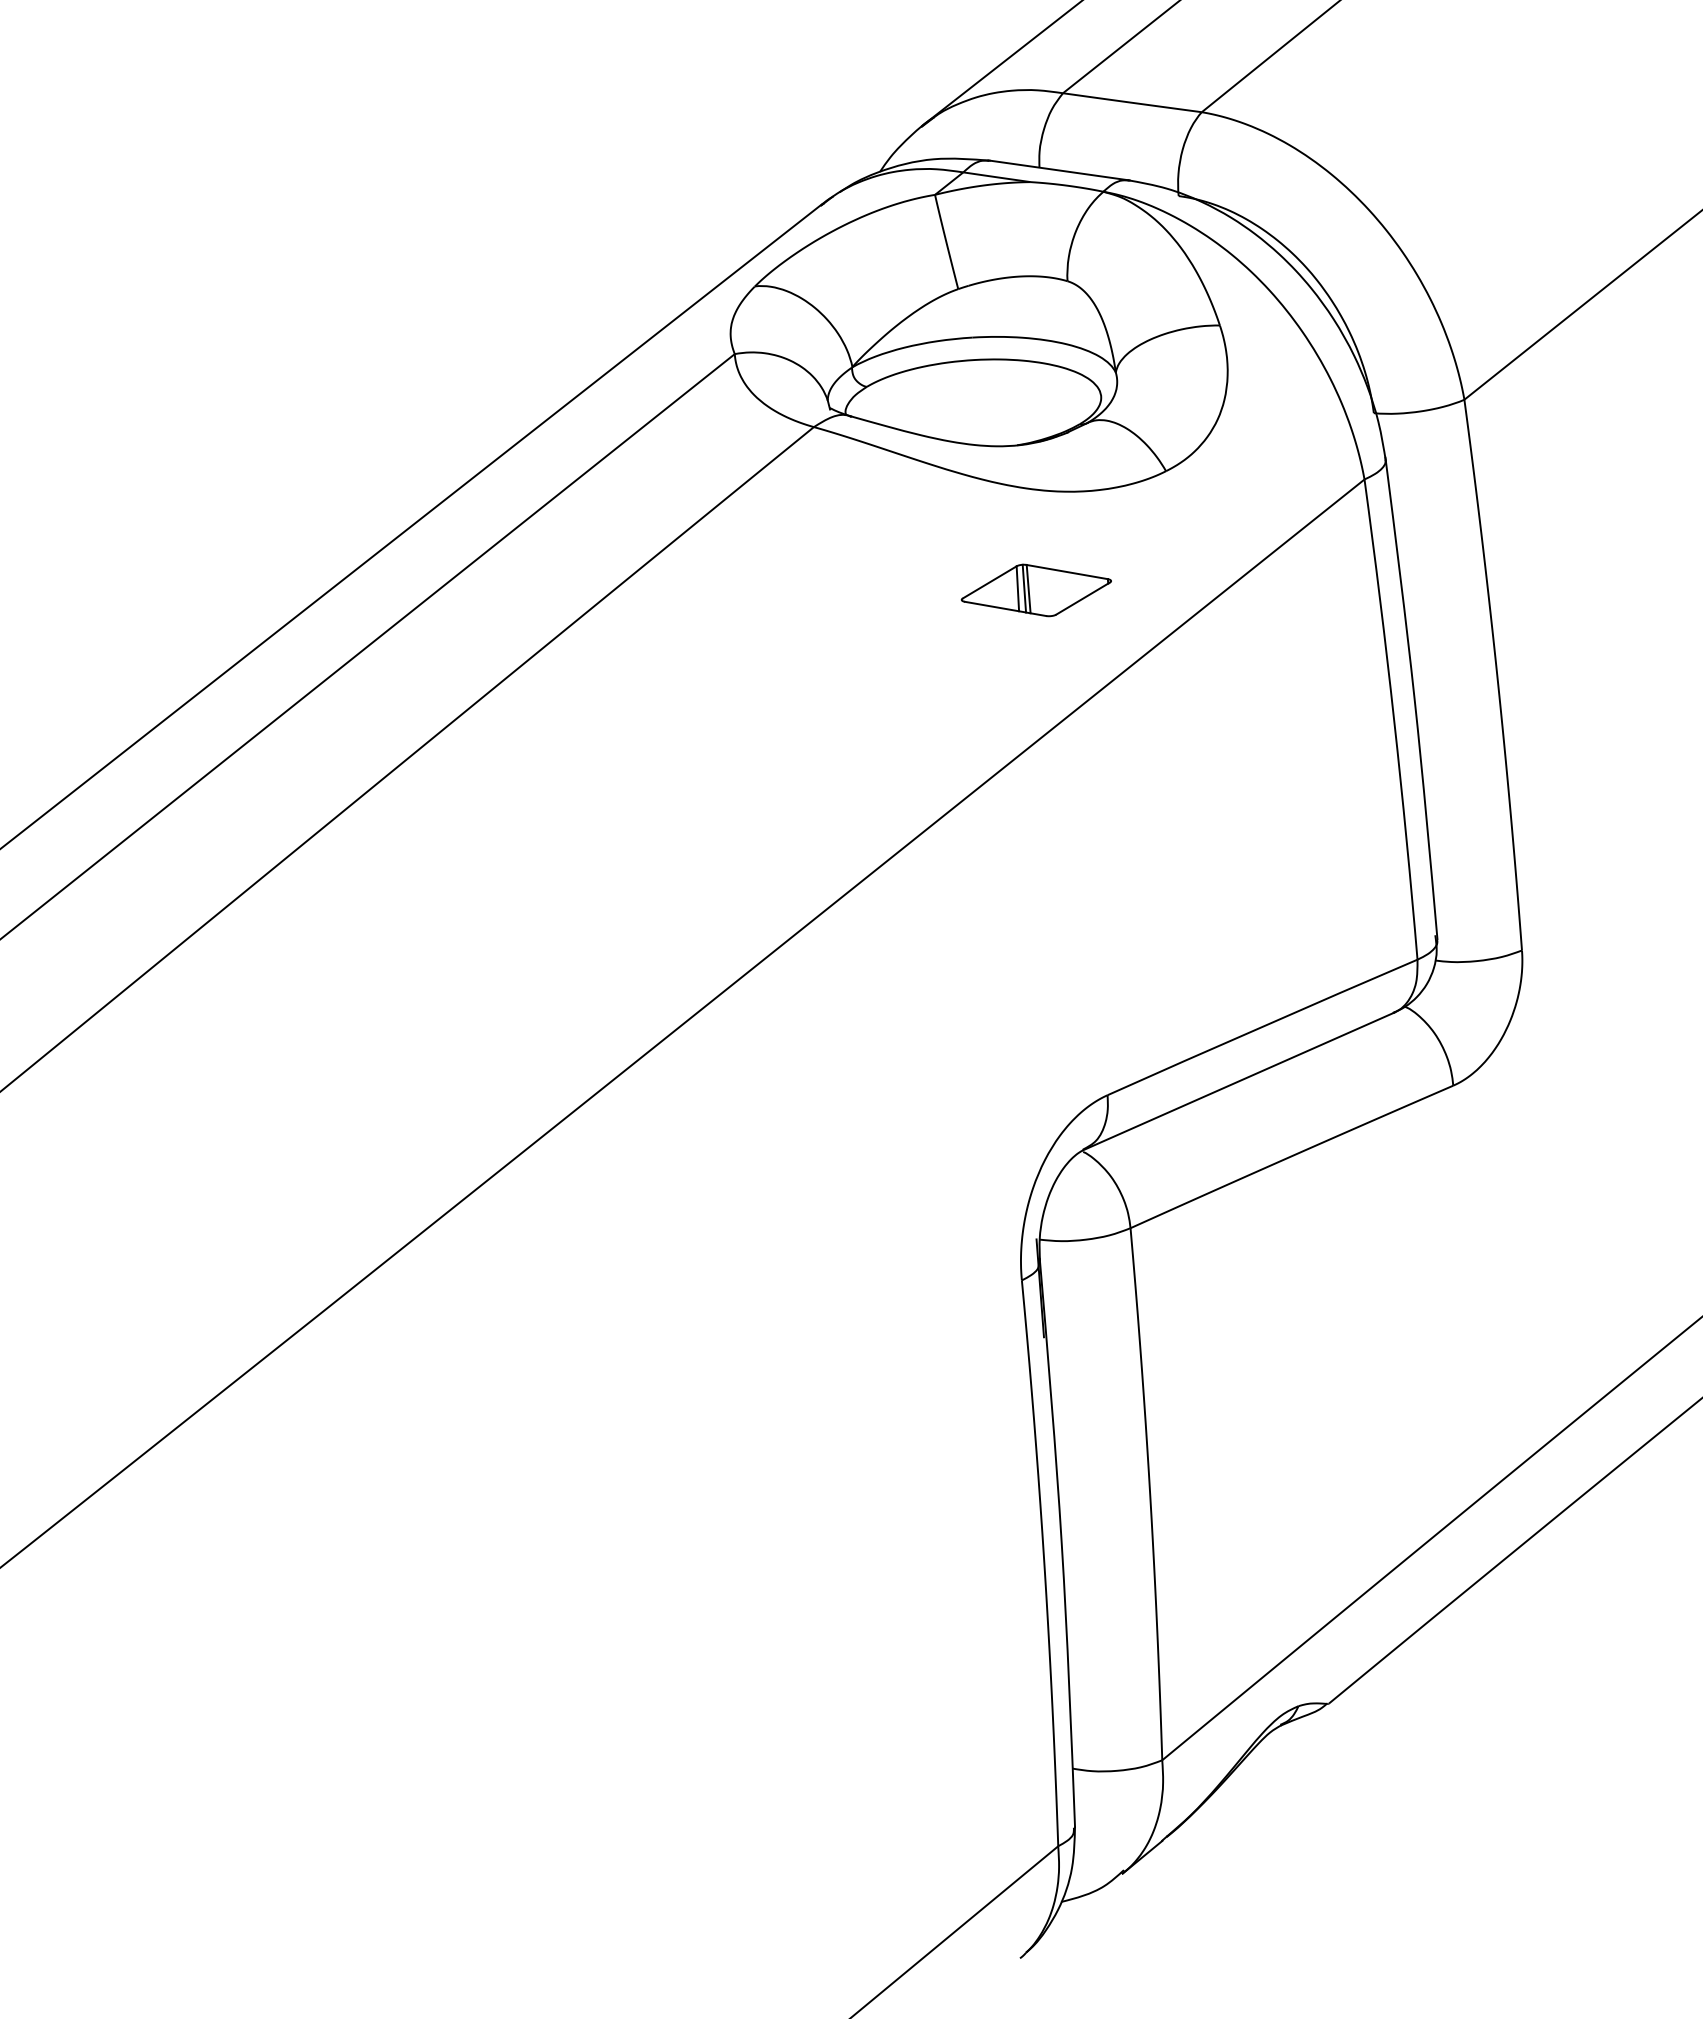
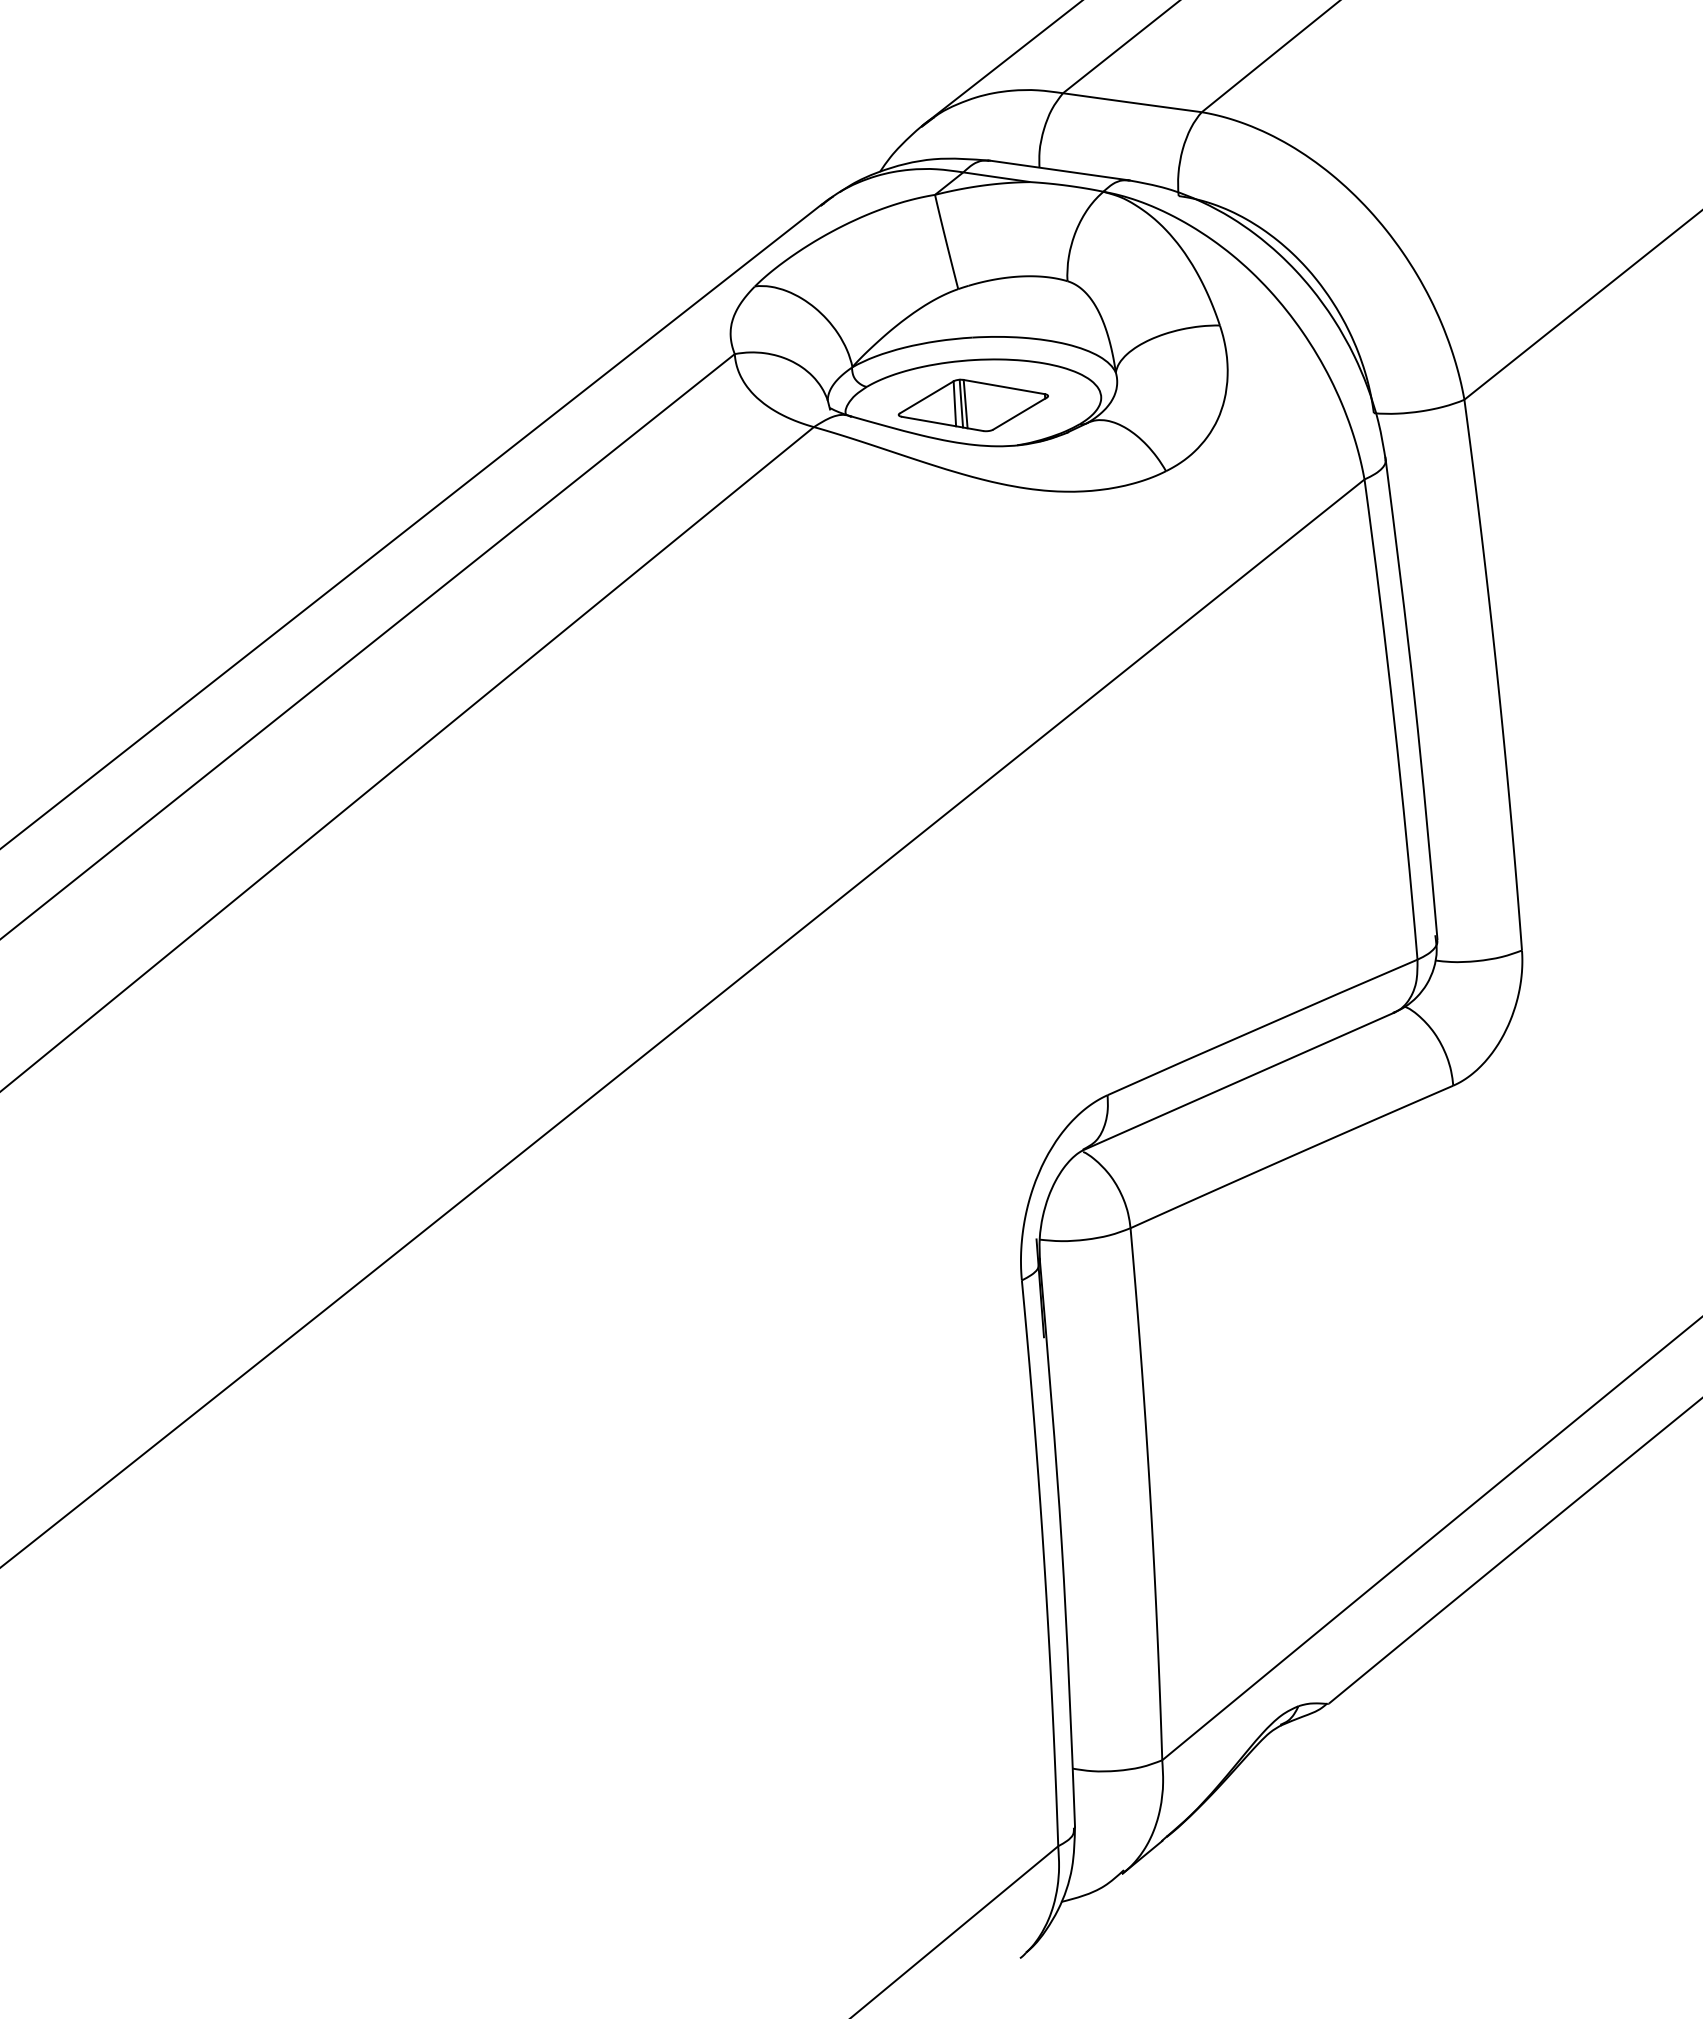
part position: (1035, 590) -> (972, 405) (972, 405)
